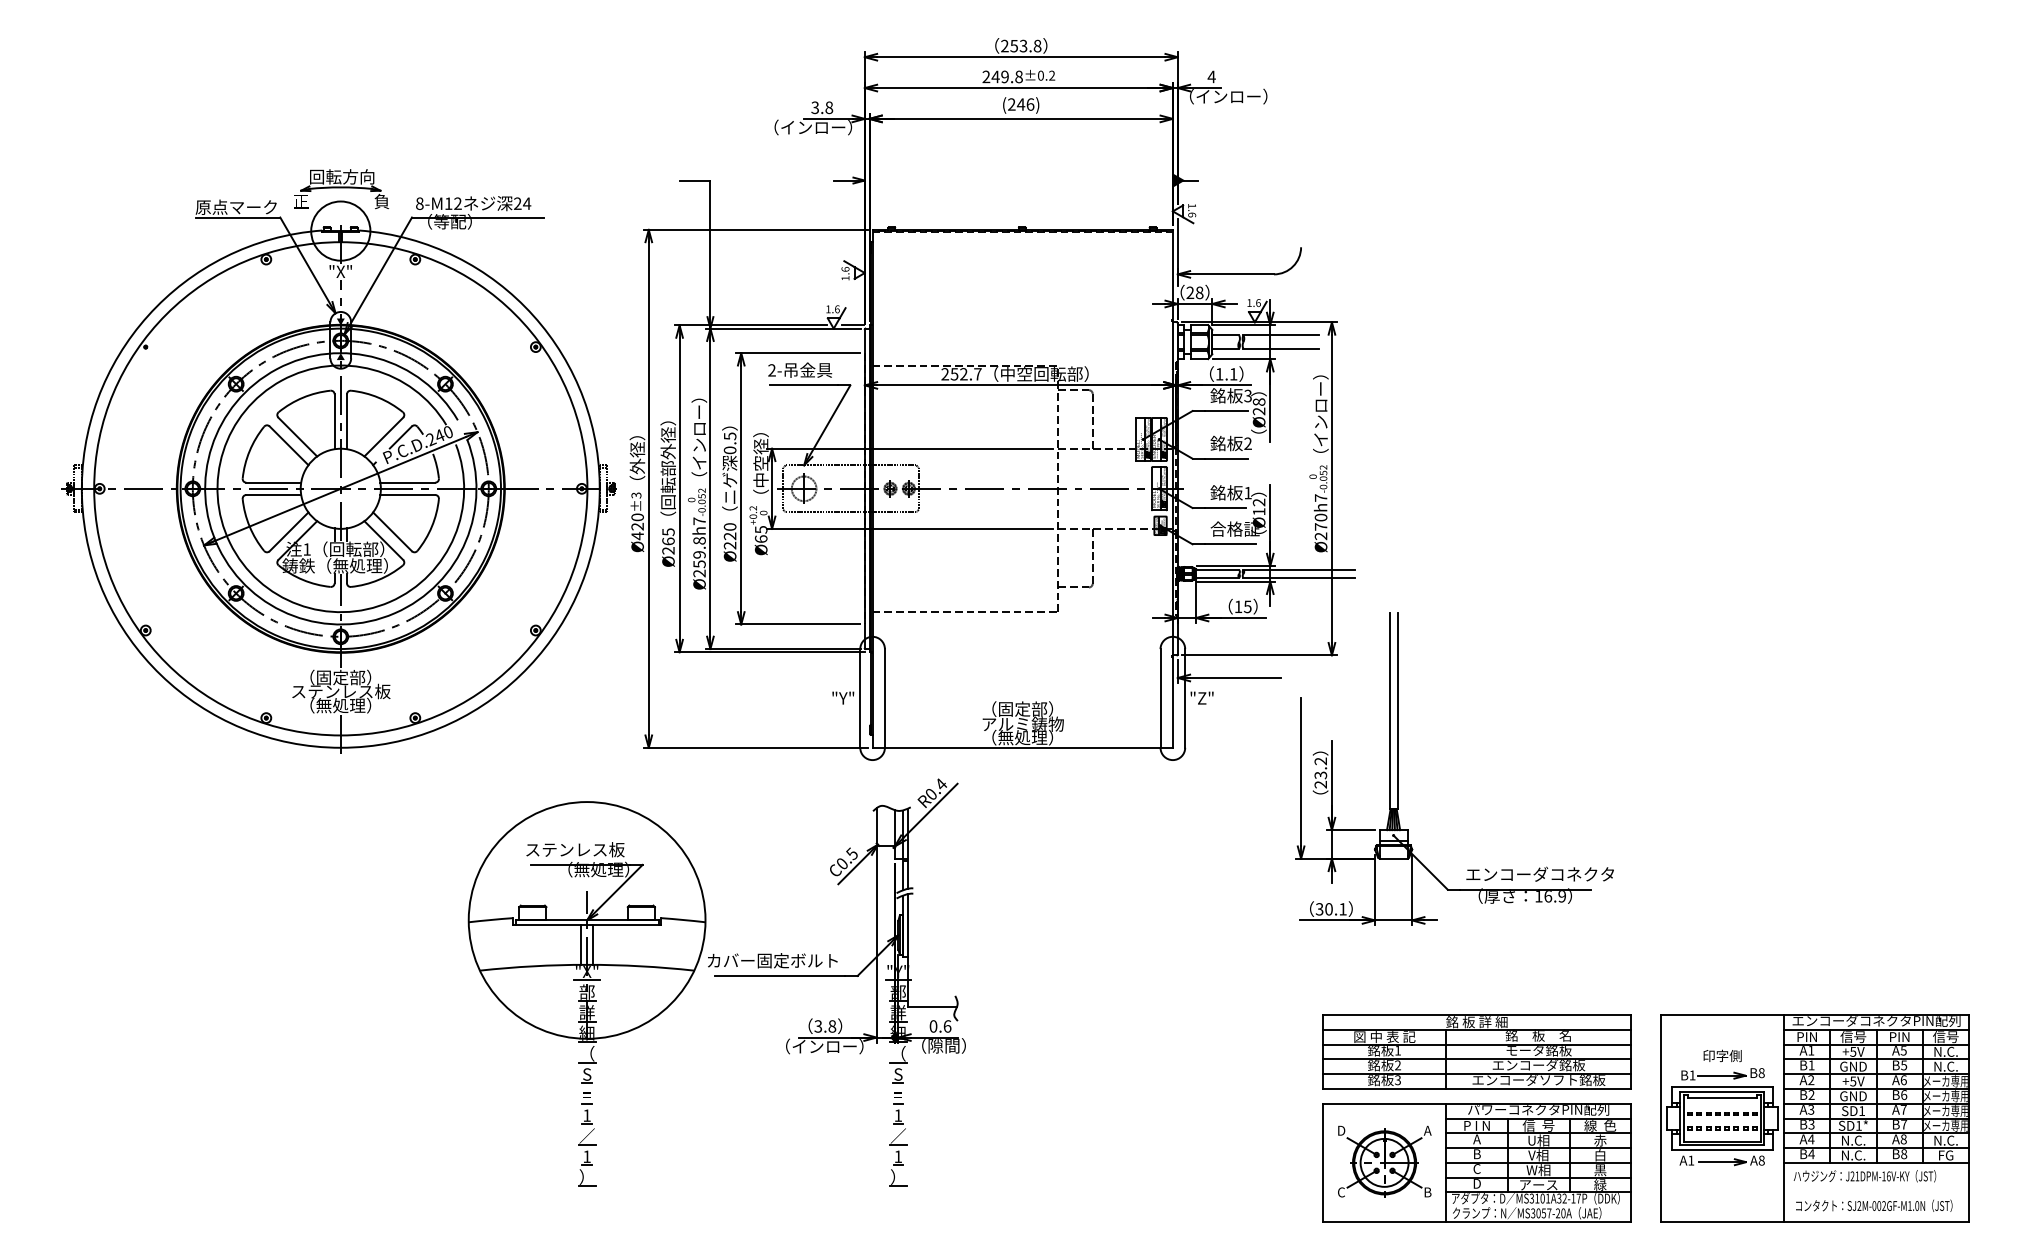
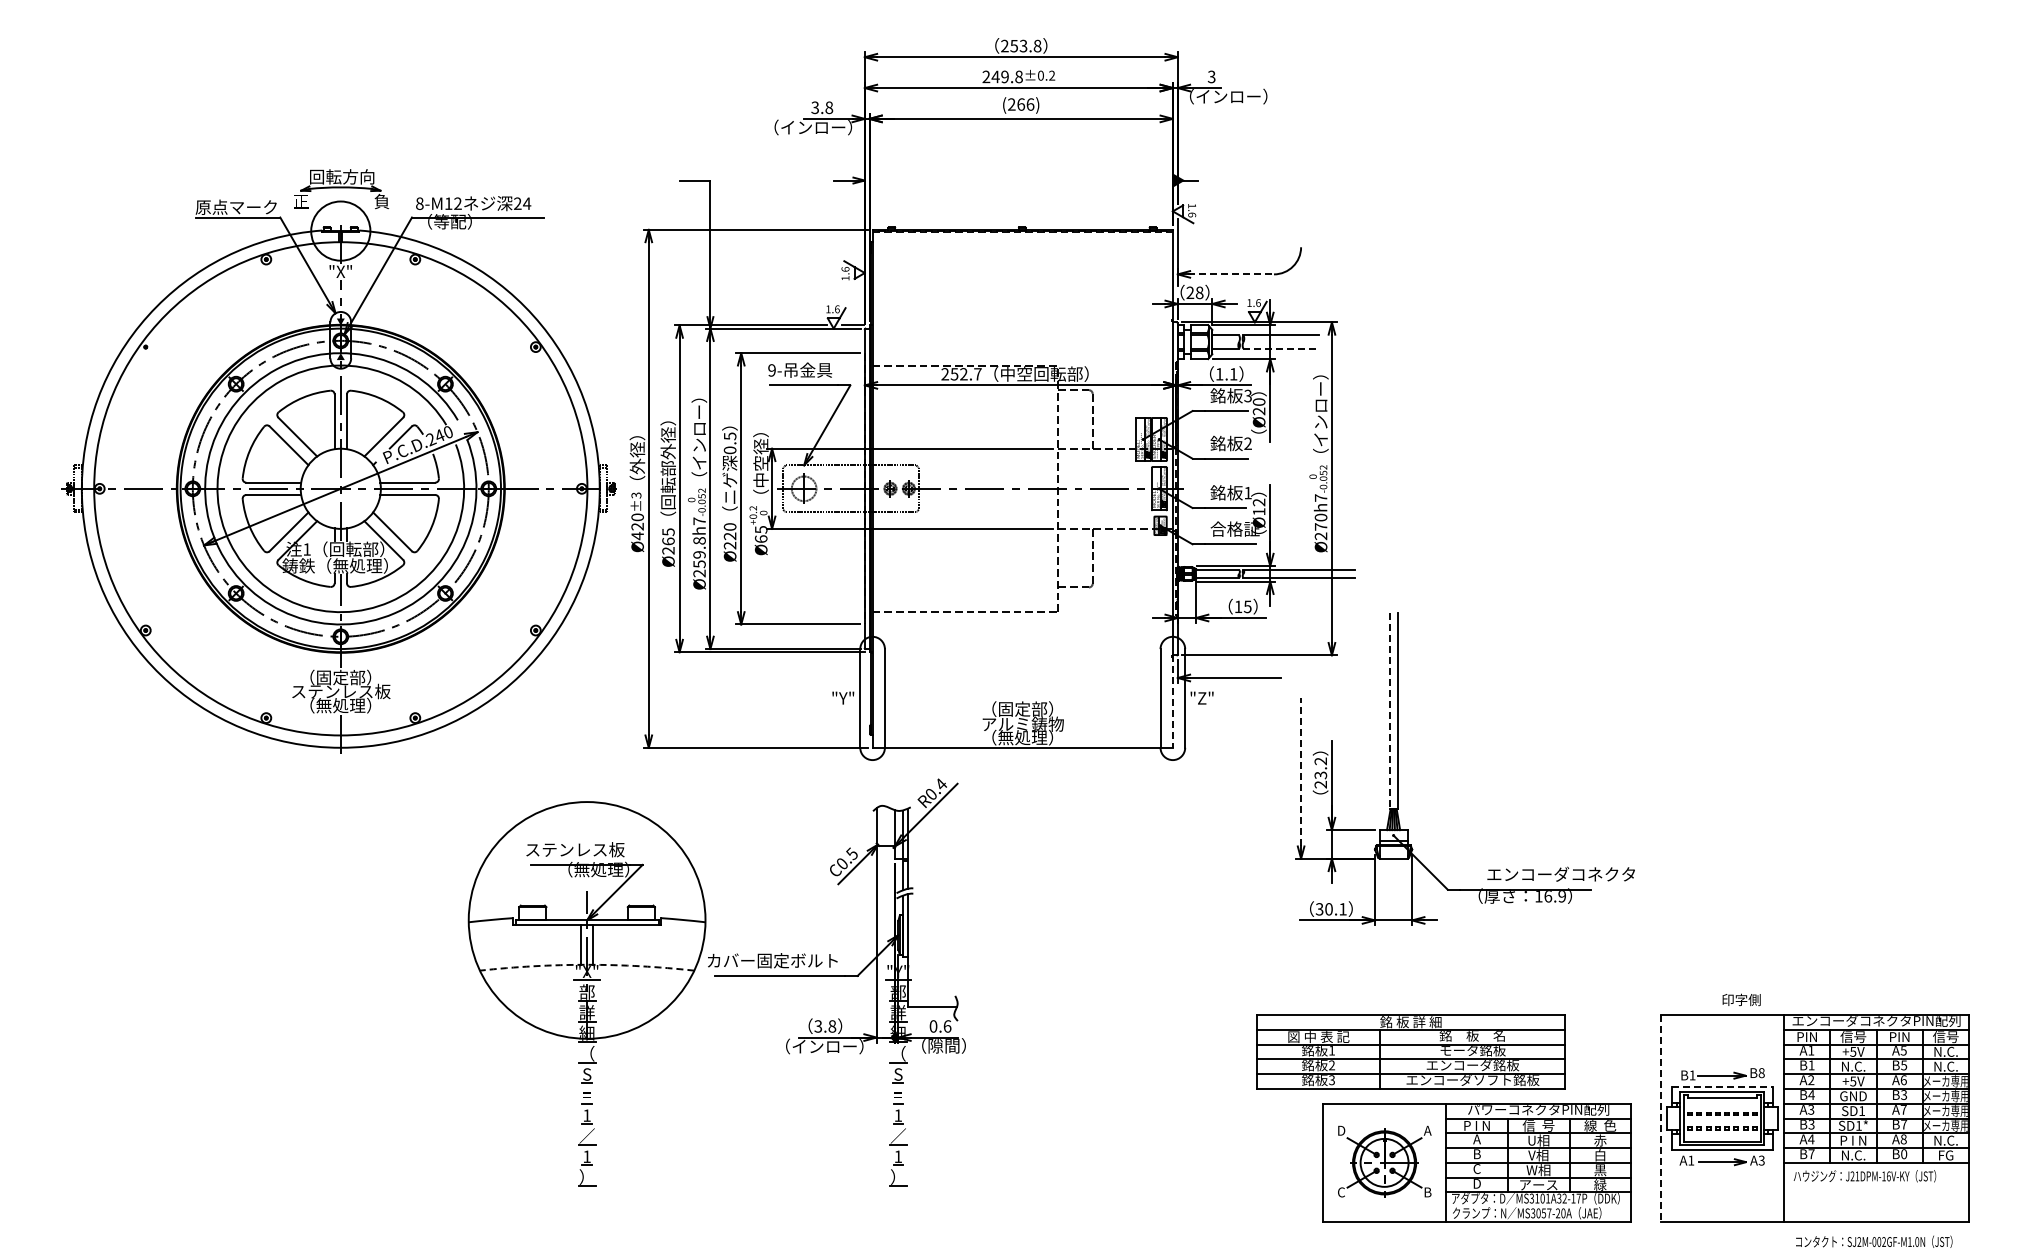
text: 4 -> 3 (1211, 76)
text: (246) -> (266) (1020, 104)
line: solid -> dashed (1231, 274)
line: solid -> dashed (1281, 348)
text: 2- -> 9- (771, 370)
text: Ø28 -> Ø20 (1259, 401)
line: solid -> dashed (1172, 702)
line: solid -> dashed (1389, 711)
line: solid -> dashed (1301, 771)
text position: (1539, 873) -> (1560, 873) (1560, 873)
arc: solid -> dashed (587, 964)
part position: (1476, 1051) -> (1410, 1051) (1410, 1051)
text position: (1722, 1055) -> (1741, 999) (1741, 999)
text: GND -> N.C. (1853, 1066)
line: solid -> dashed (1722, 1087)
text: B2 -> B4 (1811, 1094)
text: B6 -> B3 (1904, 1094)
line: solid -> dashed (1660, 1118)
text: N.C. -> P I N (1853, 1140)
text: B4 -> B7 (1811, 1154)
text: B8 -> B0 (1904, 1154)
text: A8 -> A3 (1761, 1160)
text position: (1874, 1205) -> (1874, 1241) (1874, 1241)
